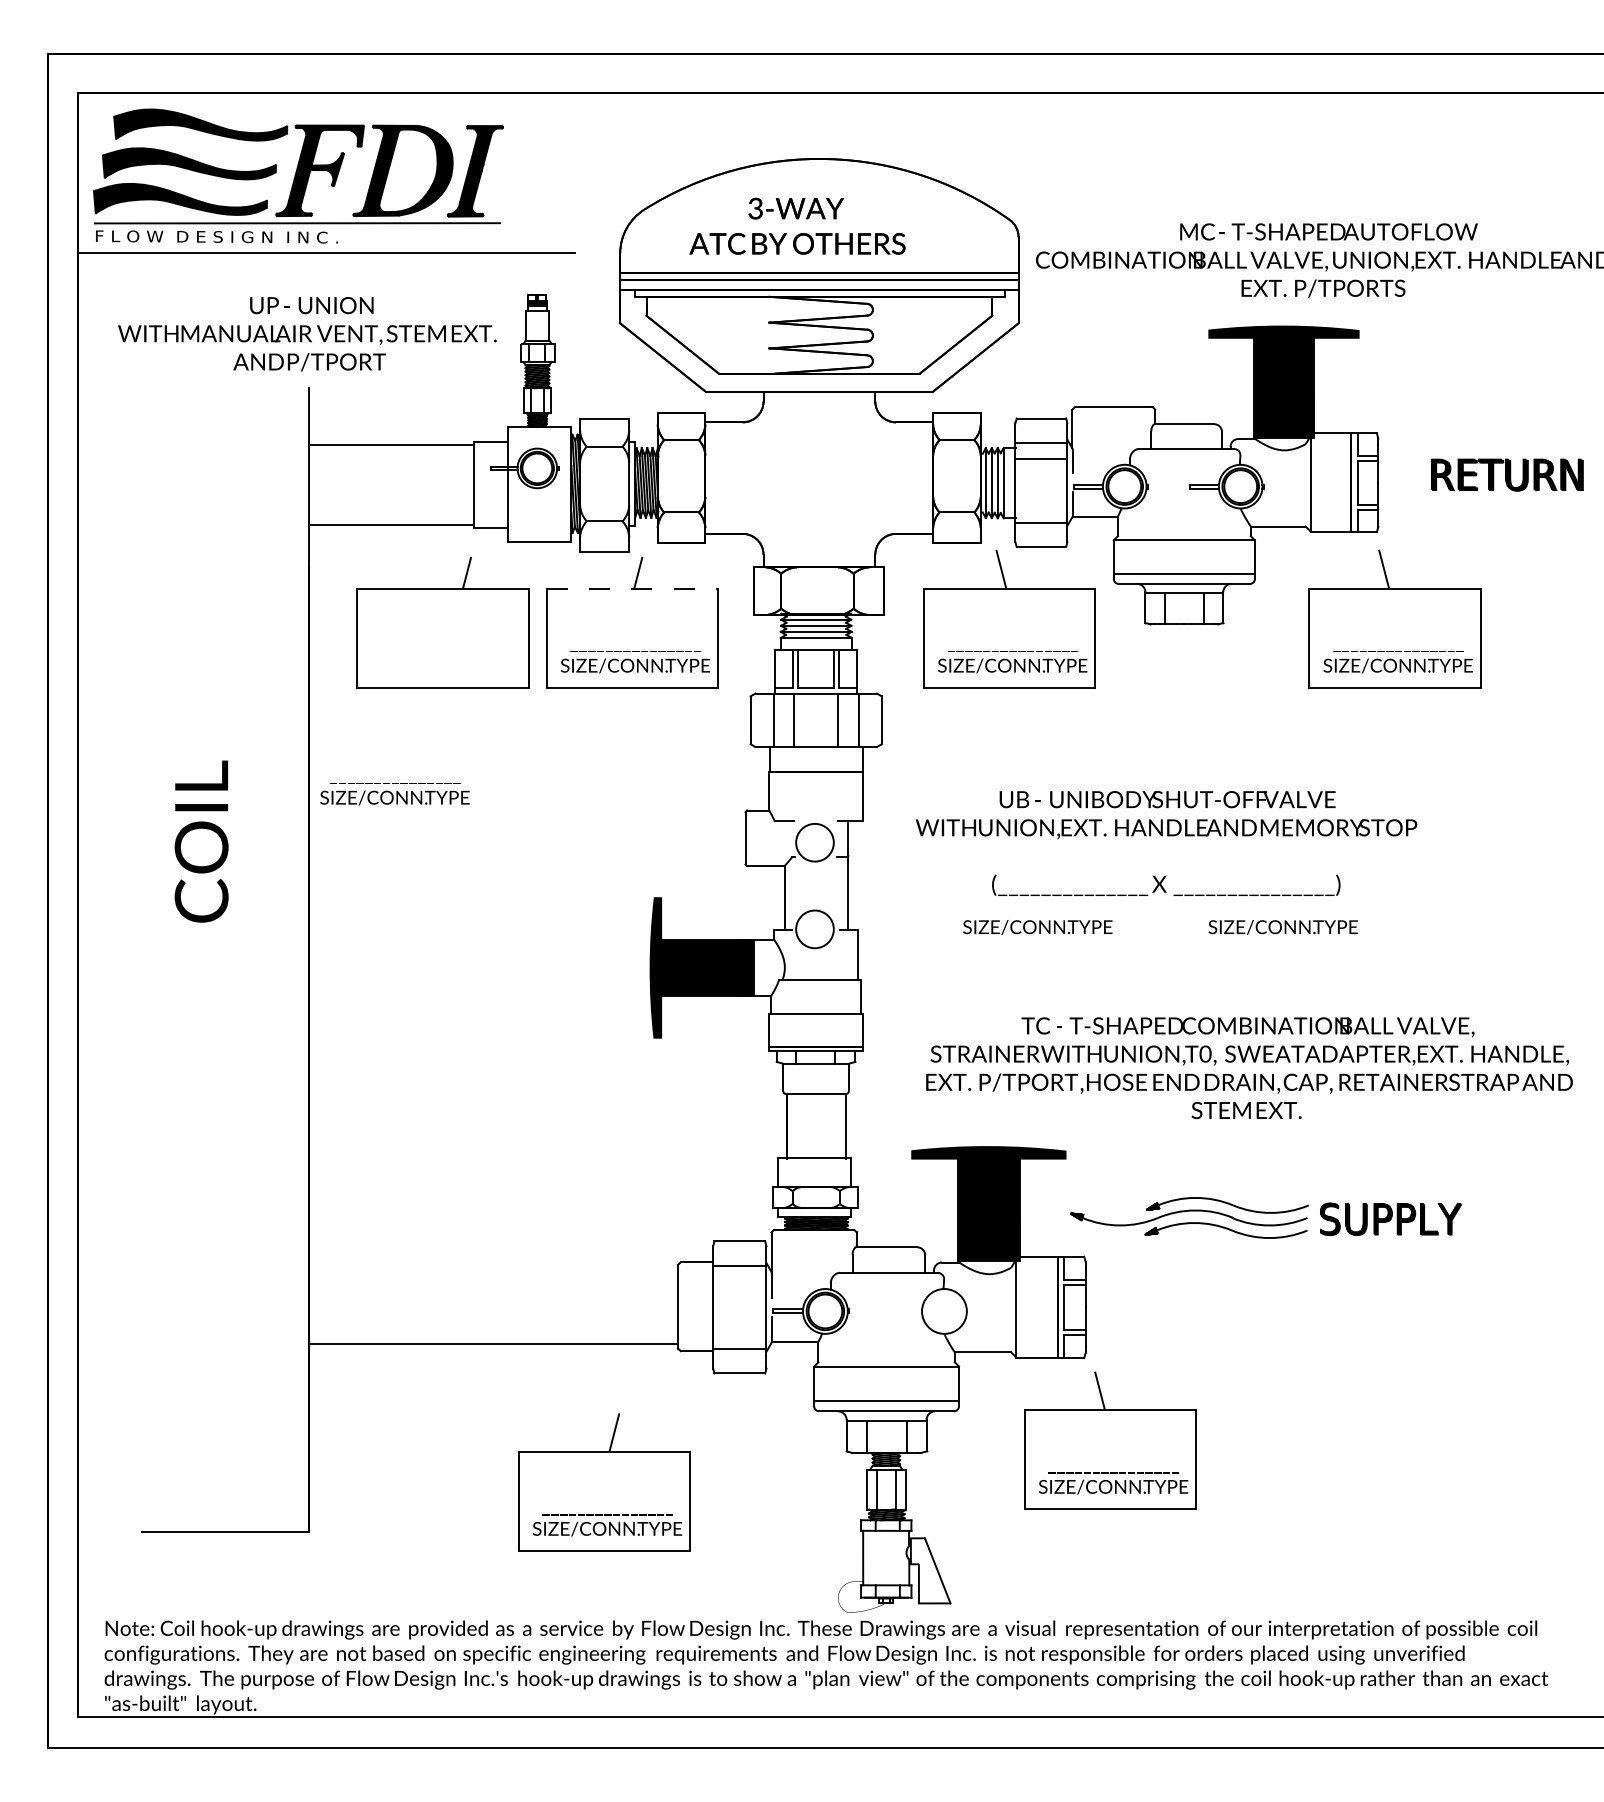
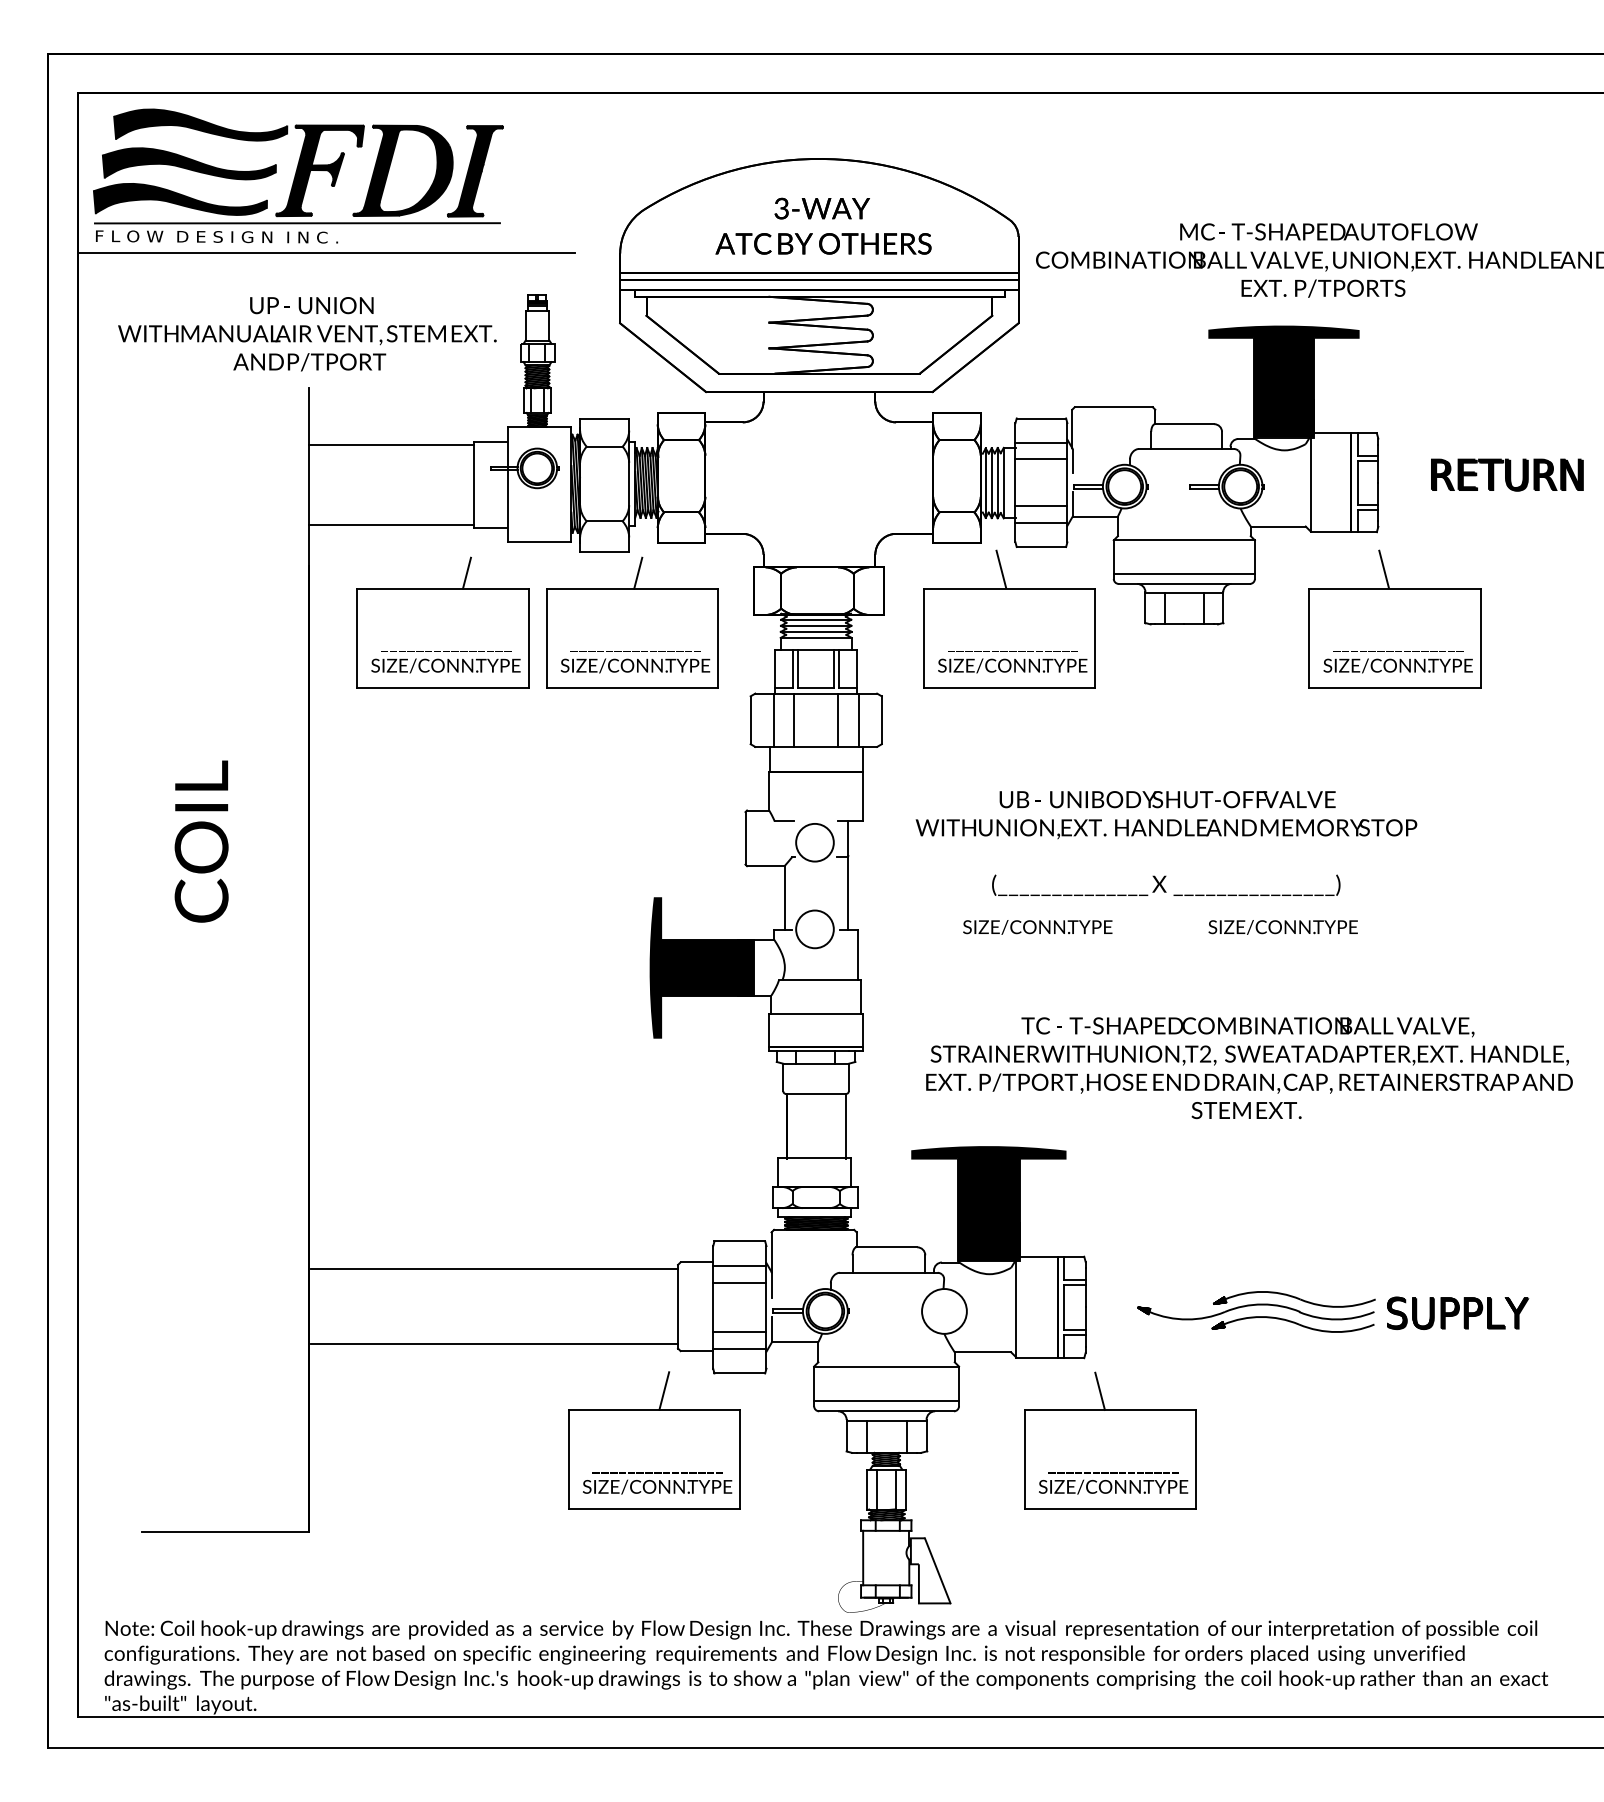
text position: (797, 225) -> (823, 225) (823, 225)
line: none -> present (1041, 506)
line: dashed -> solid (632, 588)
text position: (394, 794) -> (445, 662) (445, 662)
text: T0, -> T2, (1205, 1054)
part position: (1266, 1217) -> (1333, 1311) (1333, 1311)
line: none -> present (494, 1268)
line: none -> present (739, 1283)
line: none -> present (739, 1331)
part position: (604, 1482) -> (654, 1440) (654, 1440)
